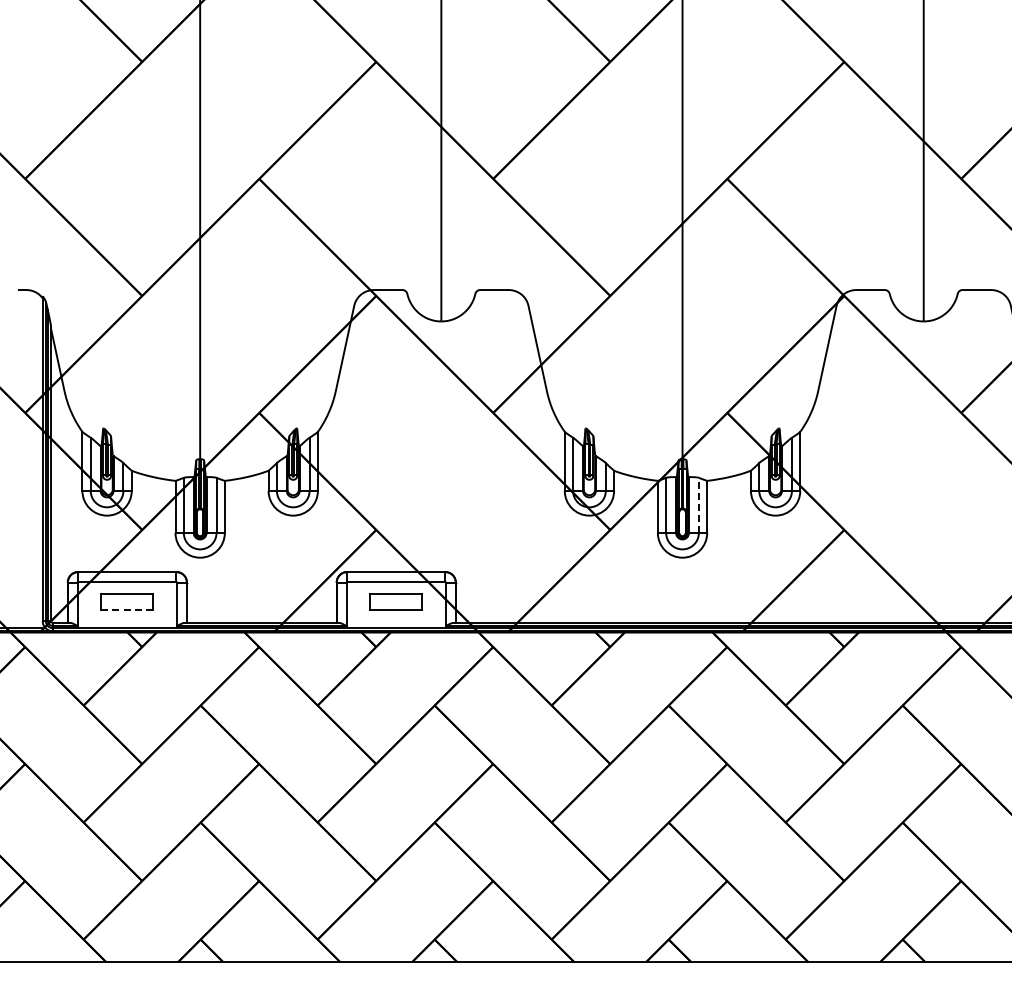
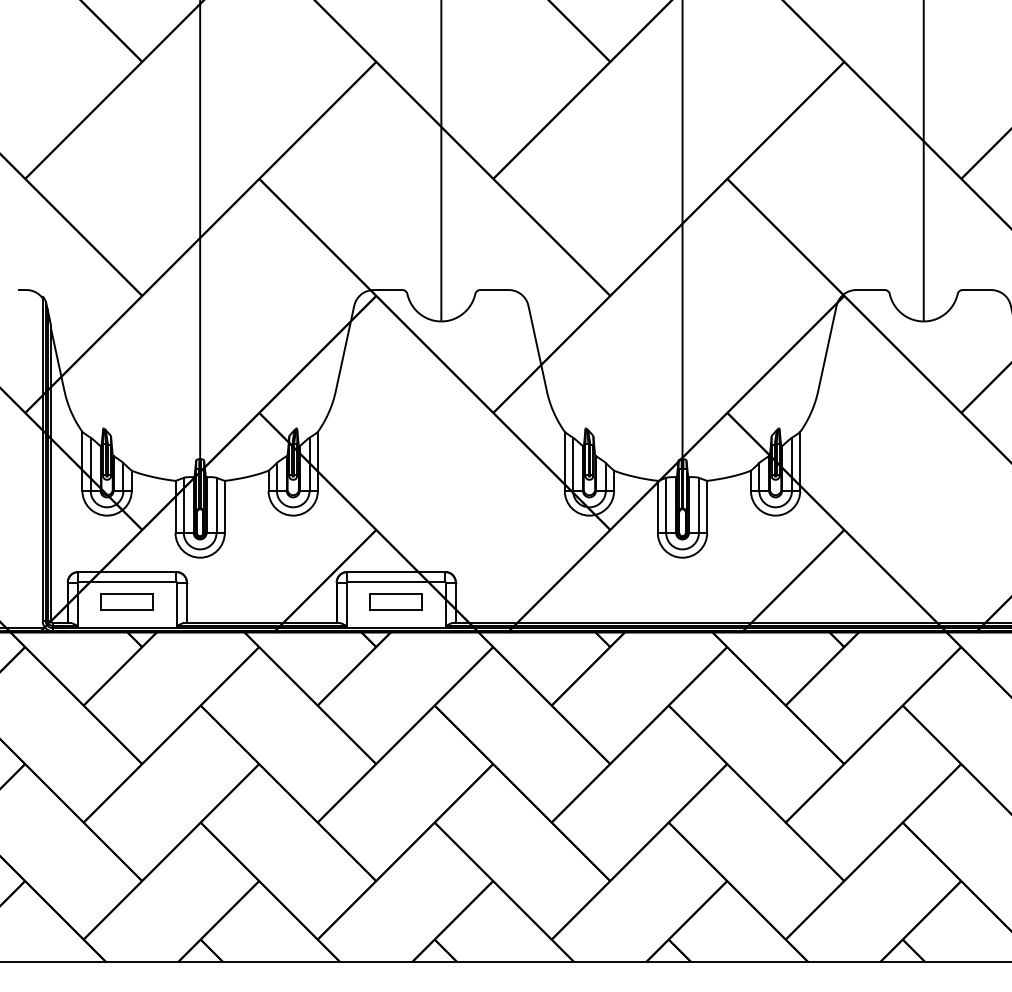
line: dashed -> solid (698, 505)
line: dashed -> solid (127, 609)
